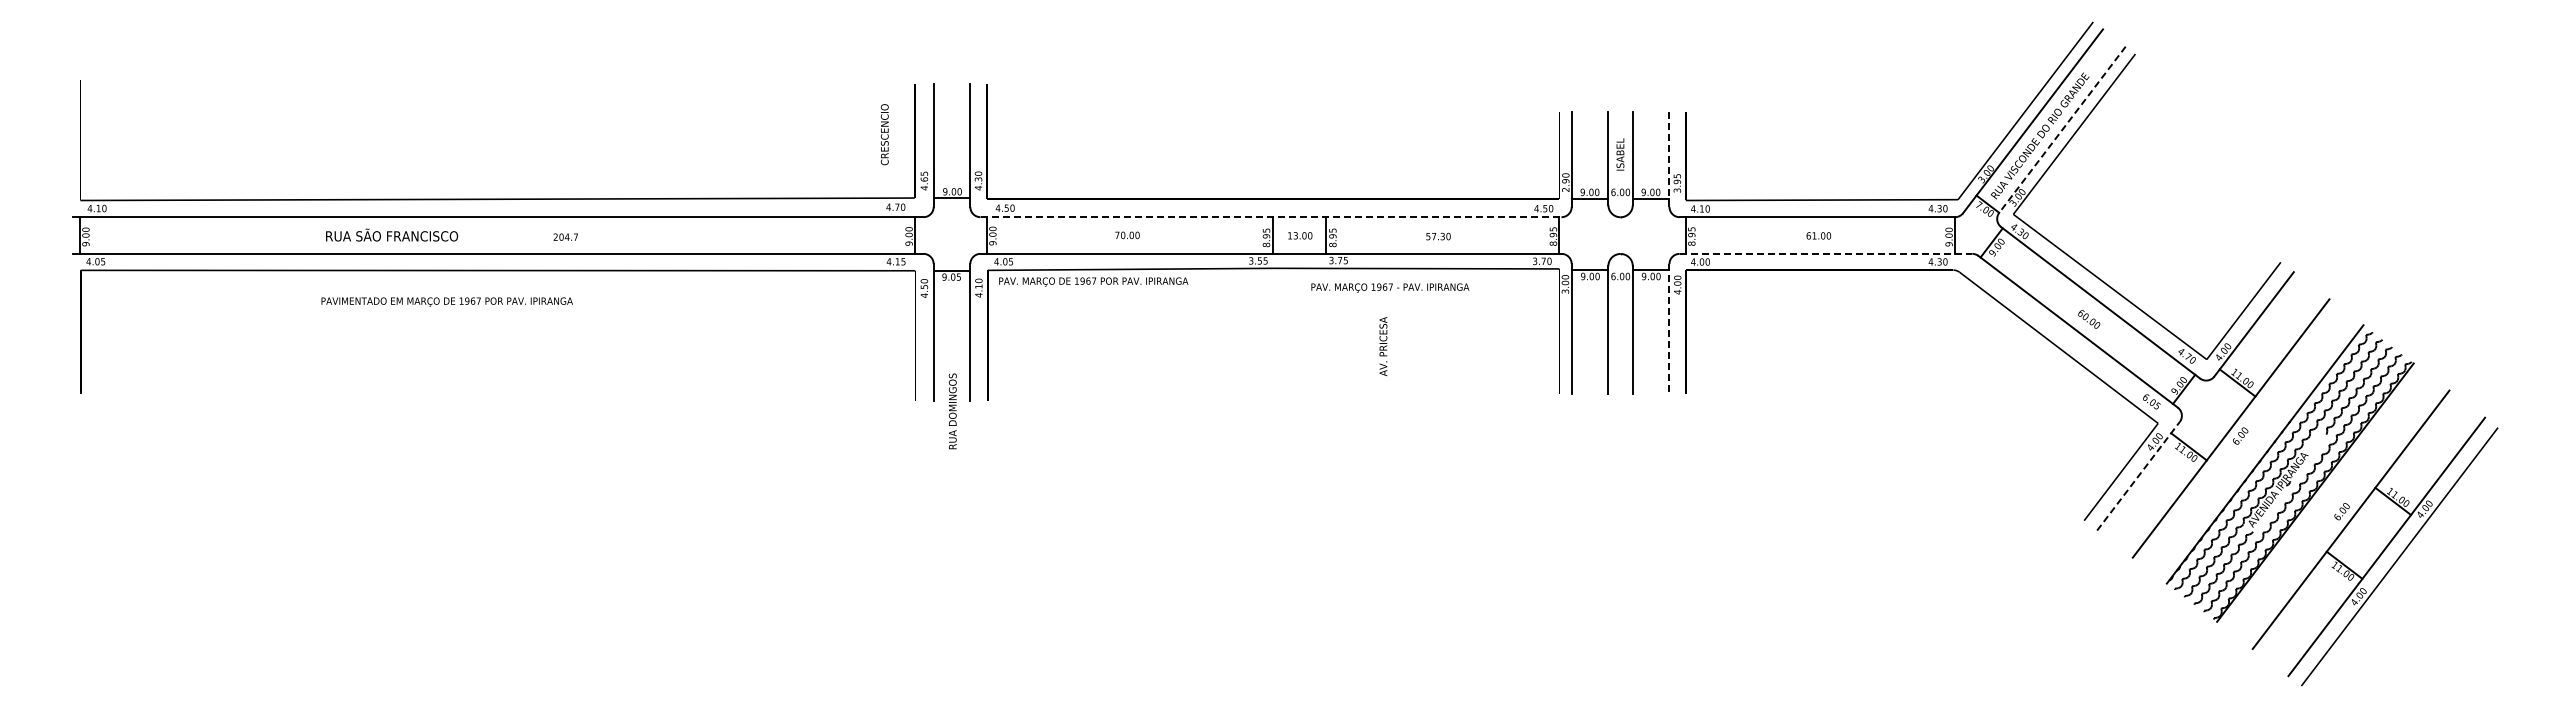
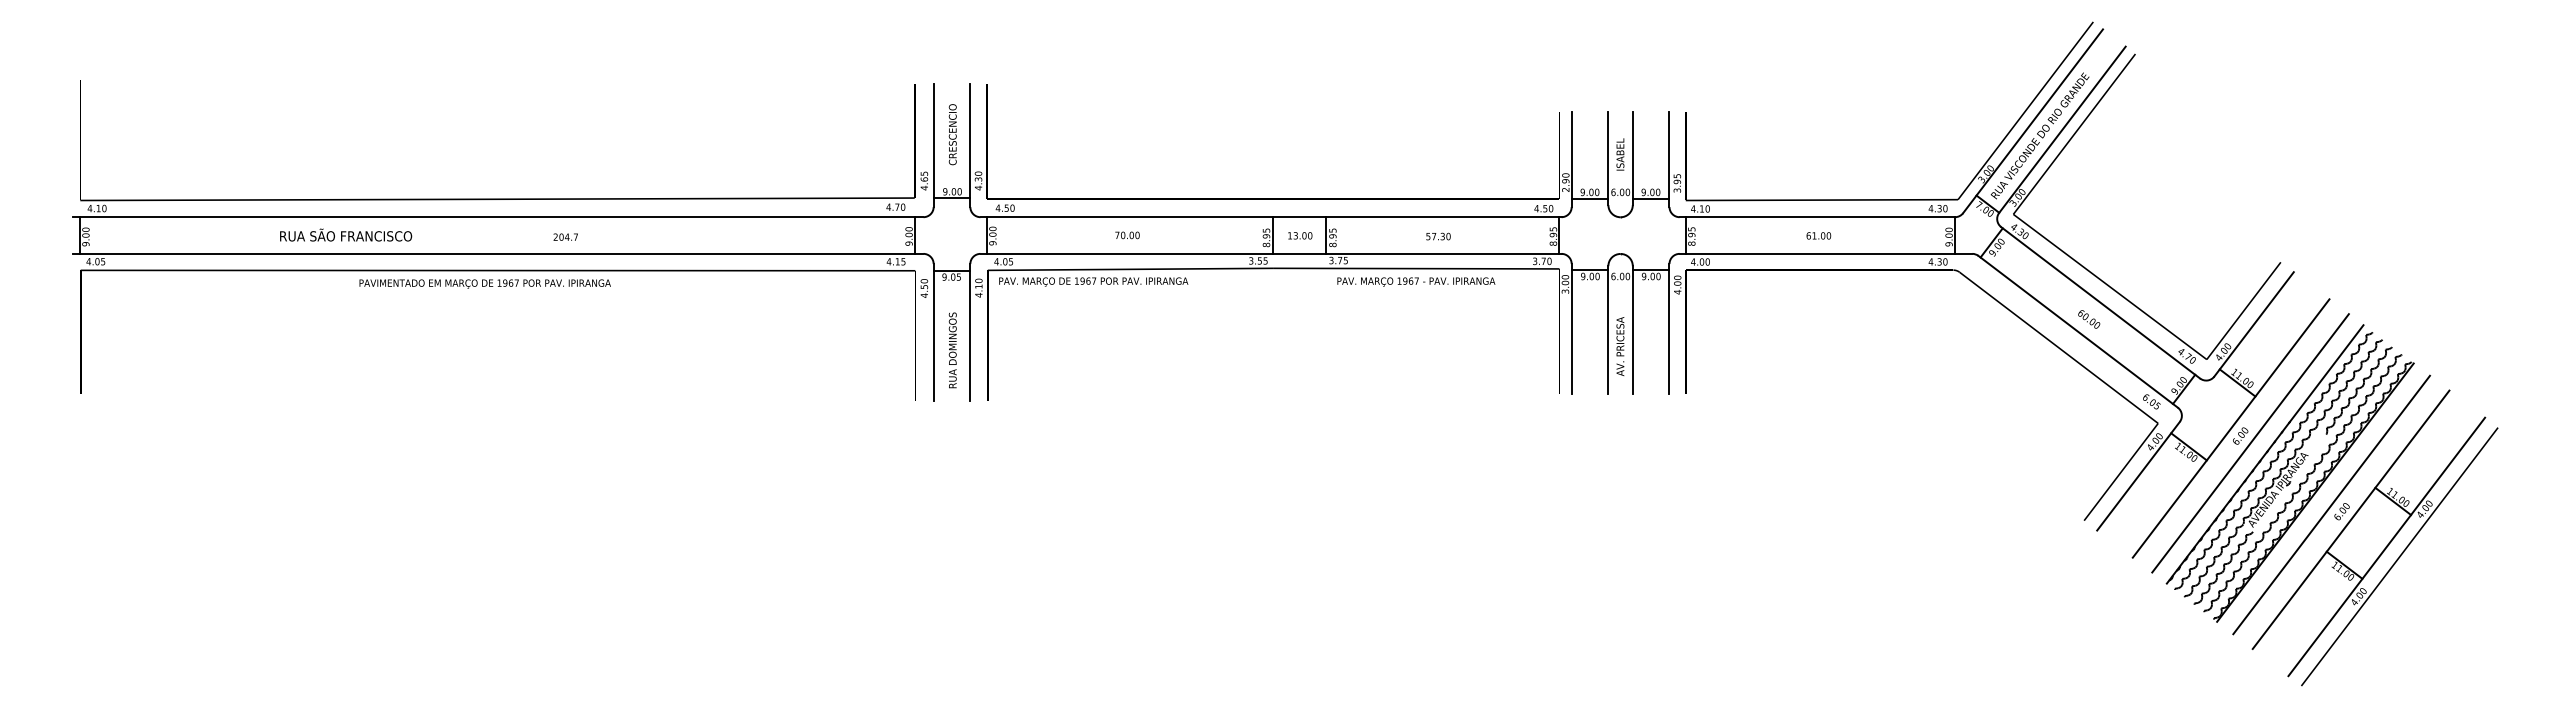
line: dashed -> solid (2062, 130)
text position: (884, 134) -> (952, 134) (952, 134)
line: dashed -> solid (1669, 160)
line: dashed -> solid (1271, 217)
text position: (392, 234) -> (346, 234) (346, 234)
line: dashed -> solid (1826, 253)
text position: (1390, 287) -> (1416, 281) (1416, 281)
text position: (446, 301) -> (484, 283) (484, 283)
line: dashed -> solid (1669, 329)
text position: (1383, 346) -> (1620, 346) (1620, 346)
text position: (952, 411) -> (952, 350) (952, 350)
line: none -> present (2250, 443)
line: dashed -> solid (2138, 475)
line: none -> present (2331, 504)
